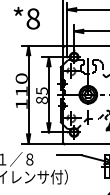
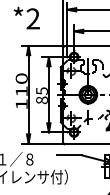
text: *8 -> *2 (32, 18)
